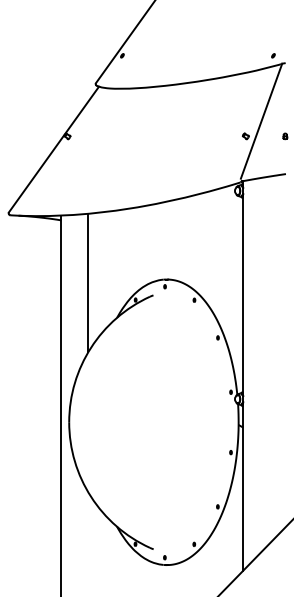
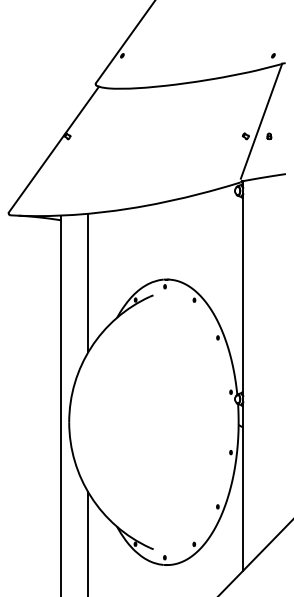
part position: (285, 136) -> (269, 136) (269, 136)
line: none -> present (88, 542)
